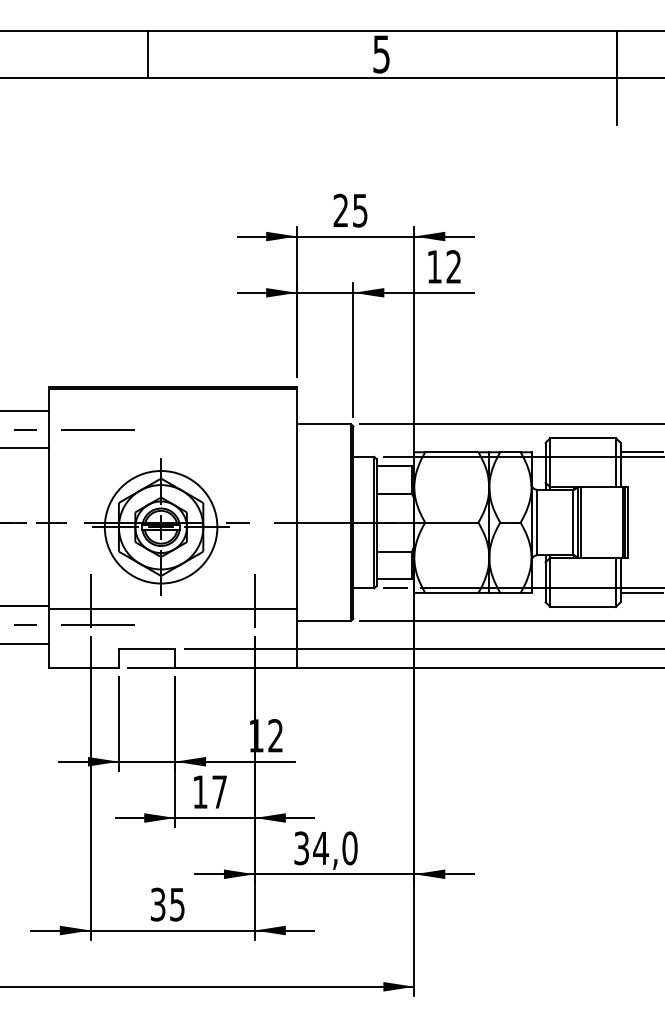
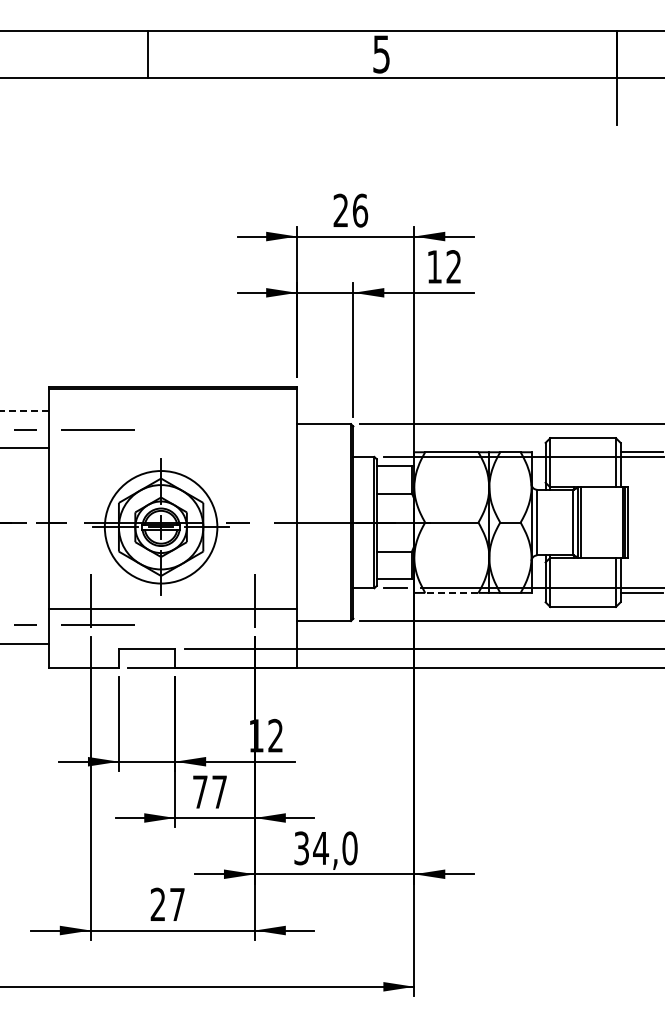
text: 25 -> 26 (360, 210)
line: solid -> dashed (24, 410)
line: solid -> dashed (451, 592)
line: present -> none (25, 606)
text: 17 -> 77 (200, 791)
text: 35 -> 27 (167, 904)
